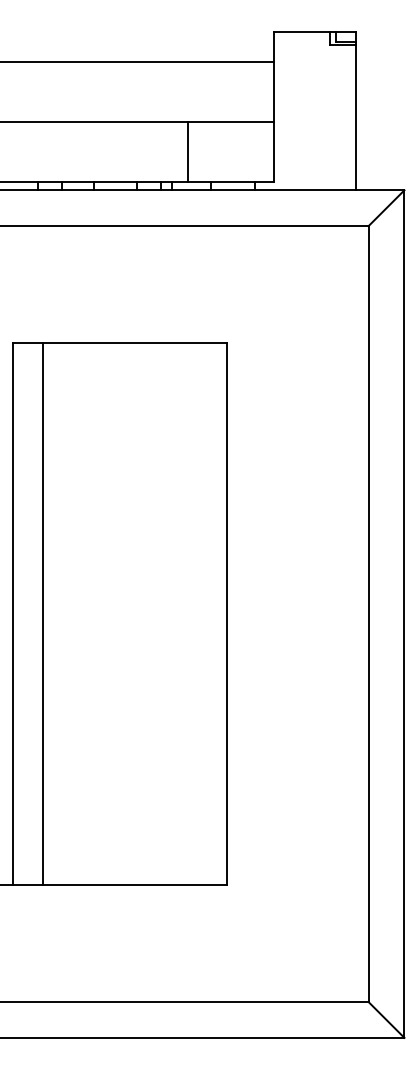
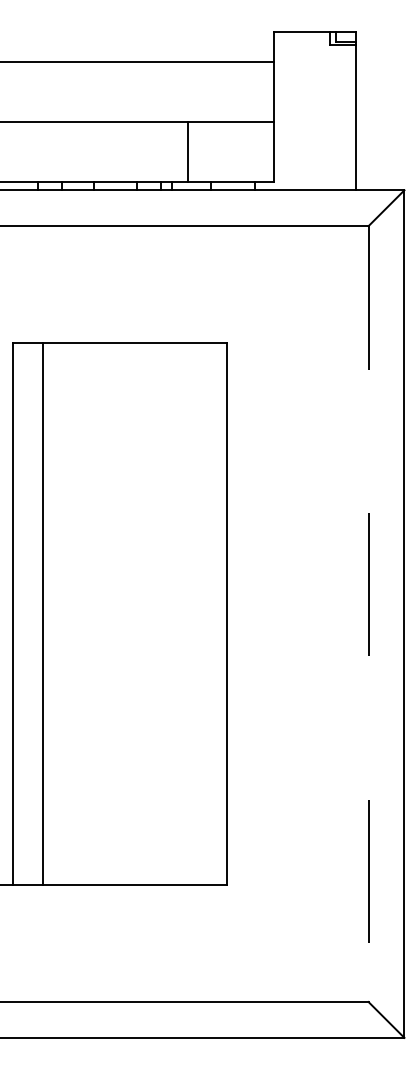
line: solid -> dashed (368, 614)
